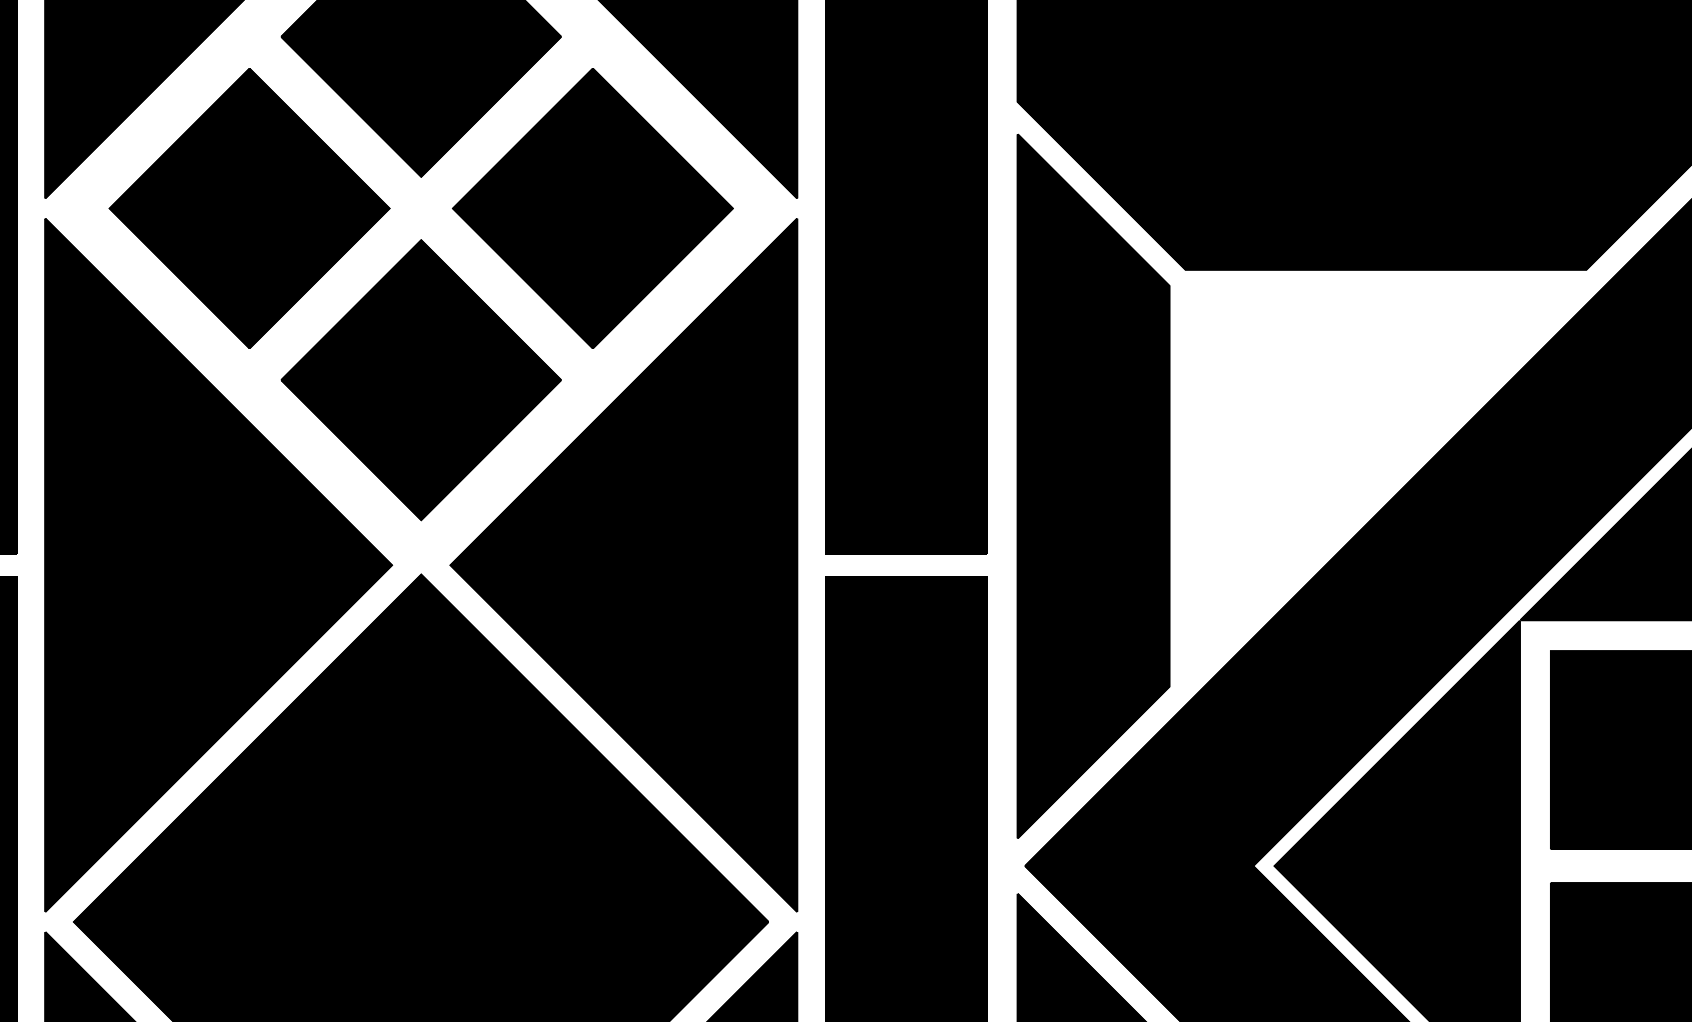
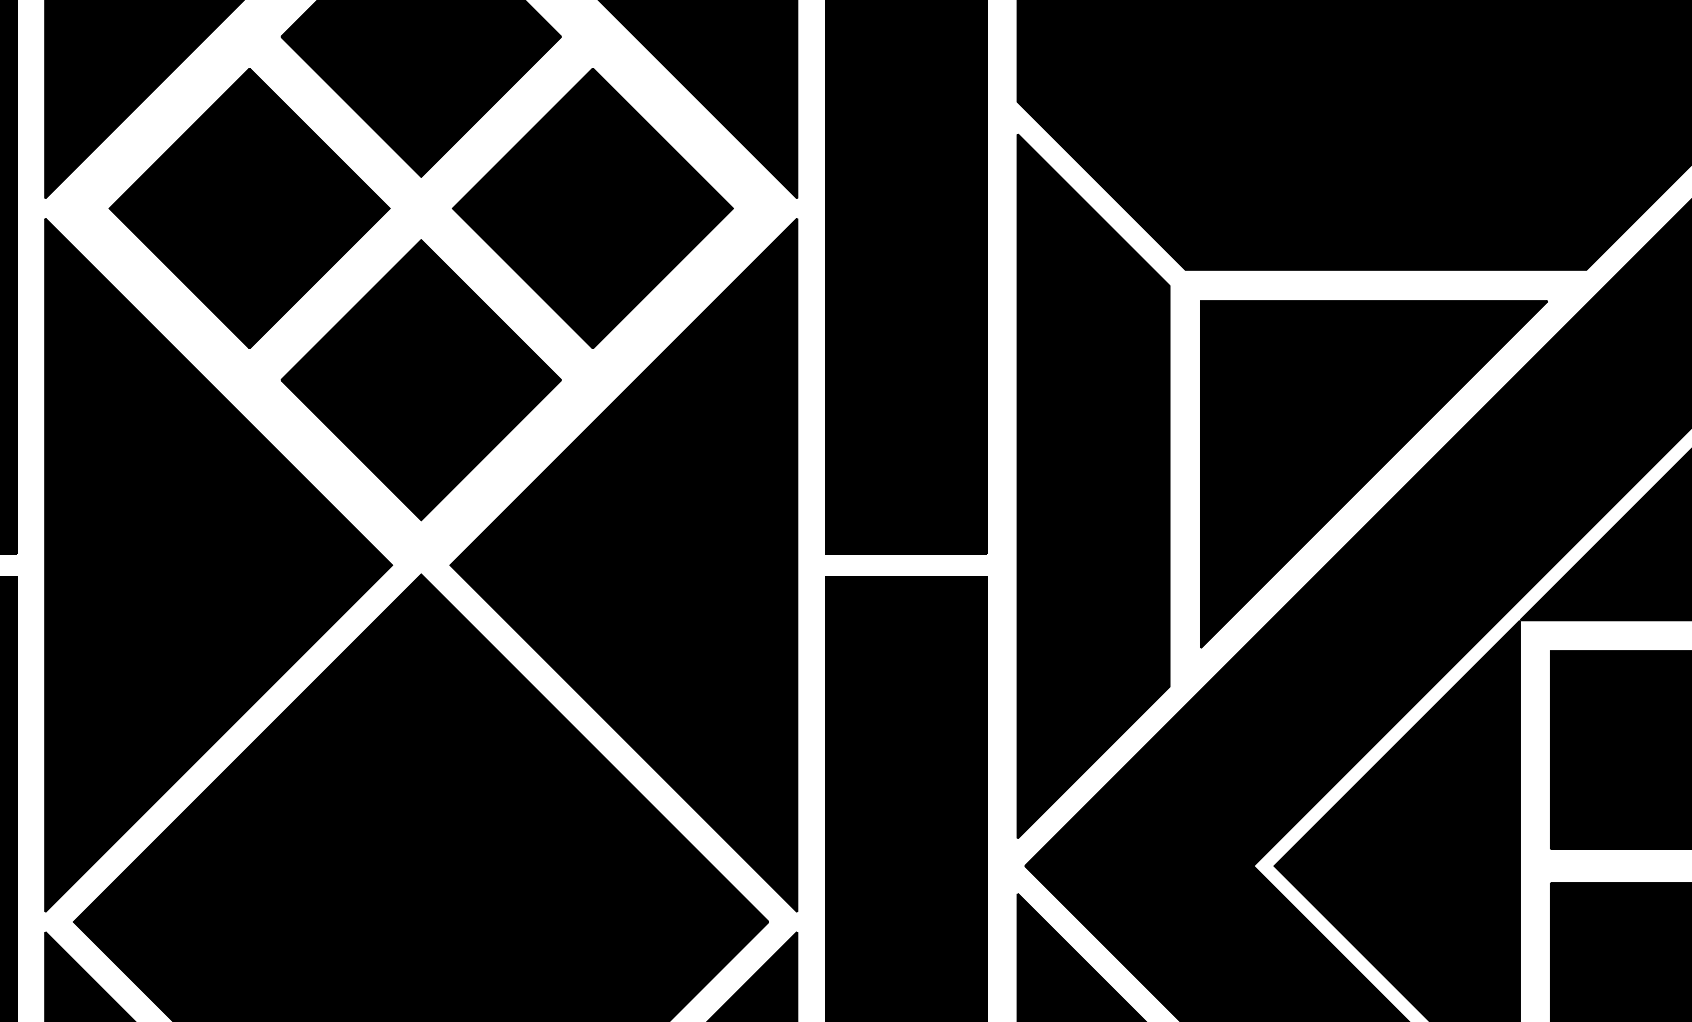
part: none -> present (1373, 474)
